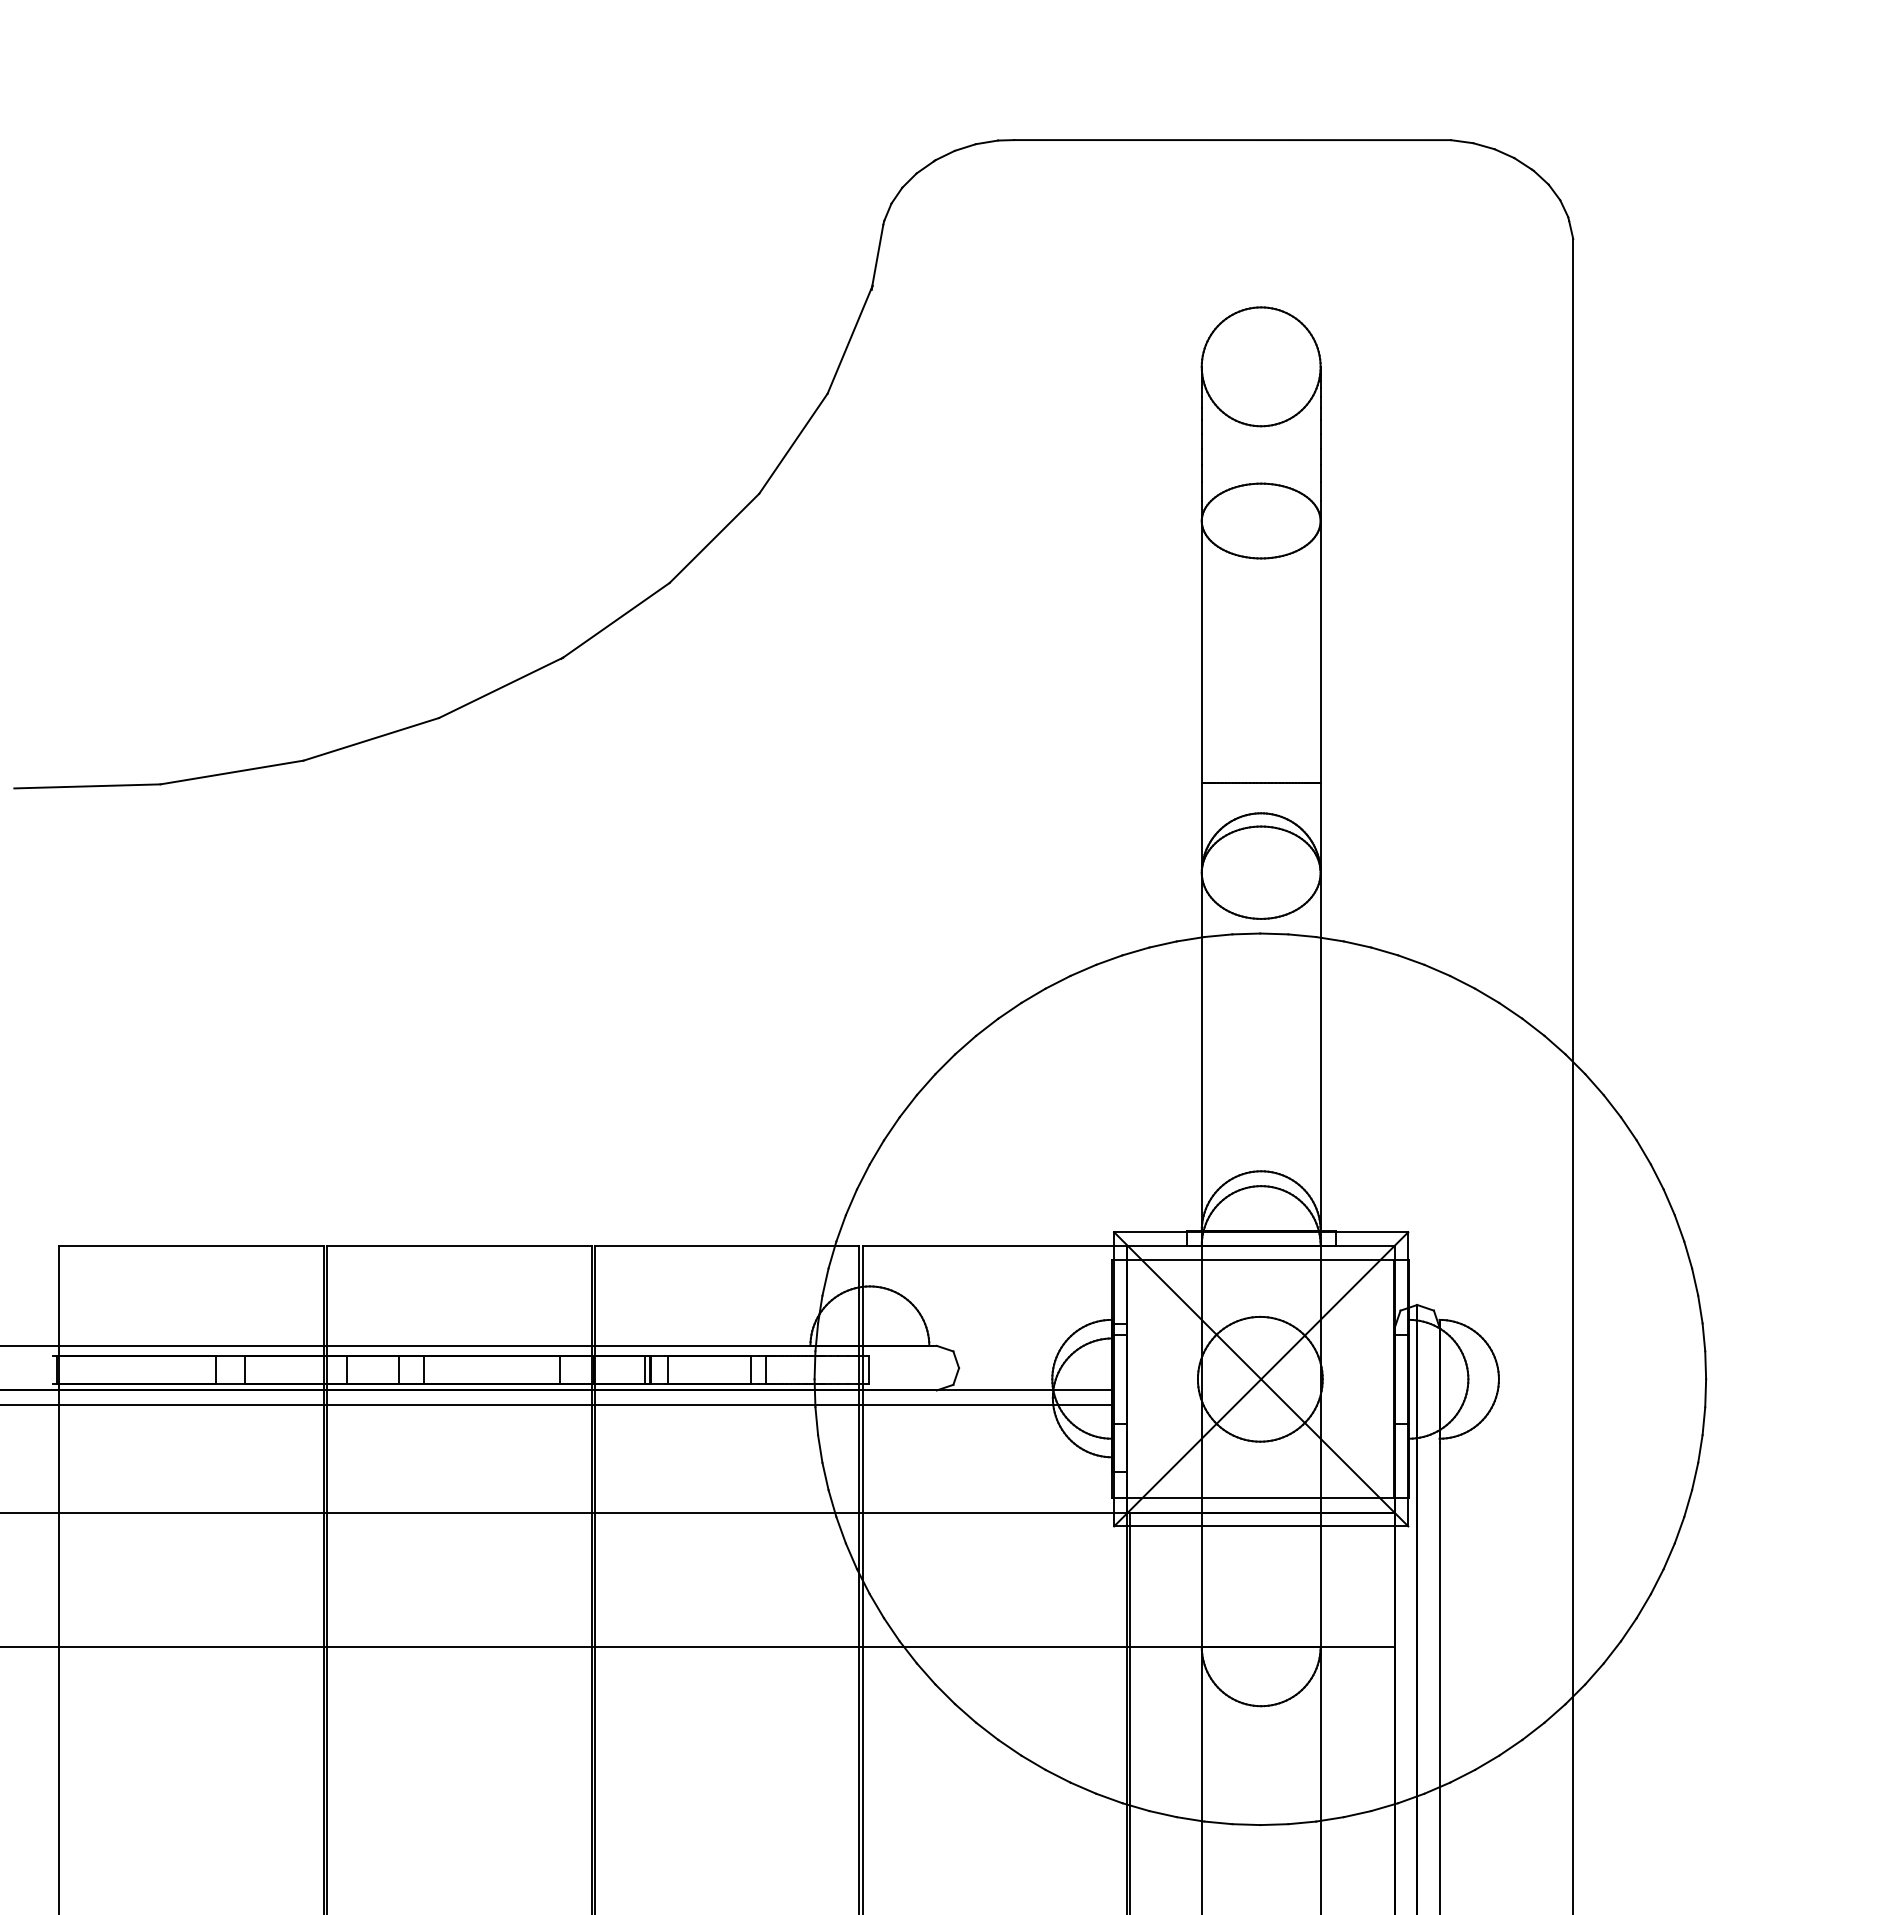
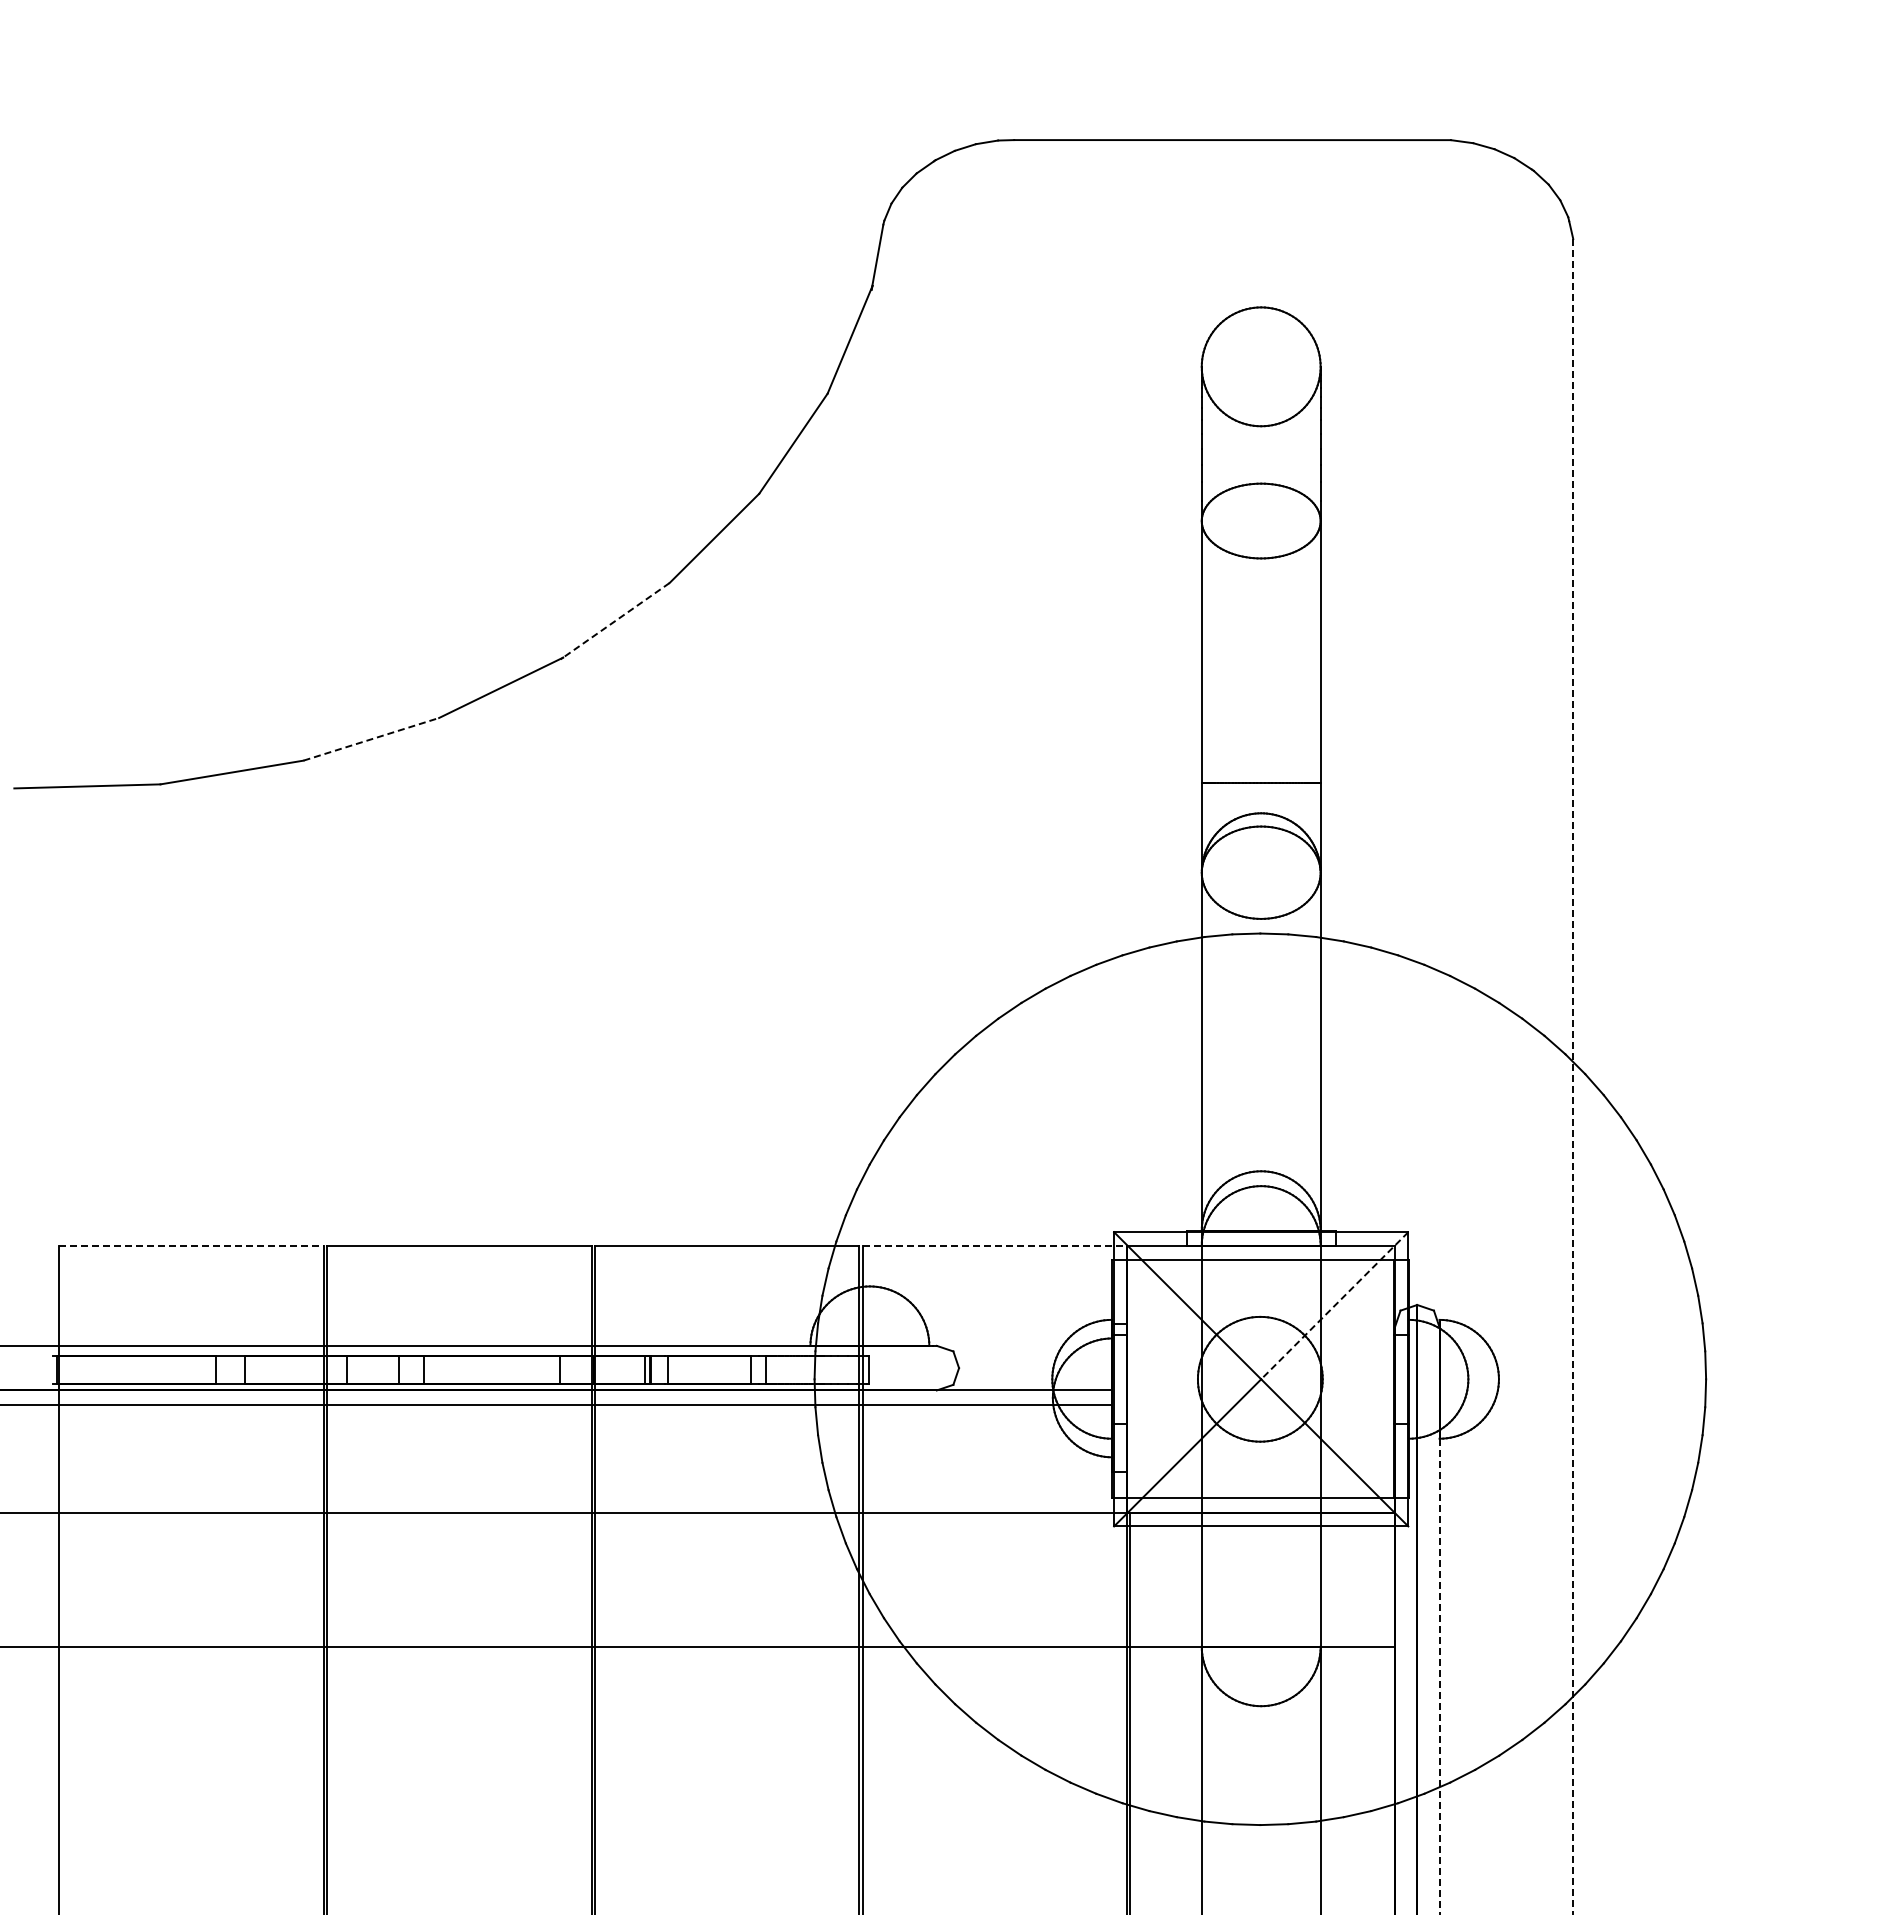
line: solid -> dashed (615, 620)
line: solid -> dashed (371, 739)
line: solid -> dashed (1573, 1076)
line: solid -> dashed (192, 1245)
line: solid -> dashed (995, 1245)
line: solid -> dashed (1334, 1306)
line: solid -> dashed (1439, 1678)
